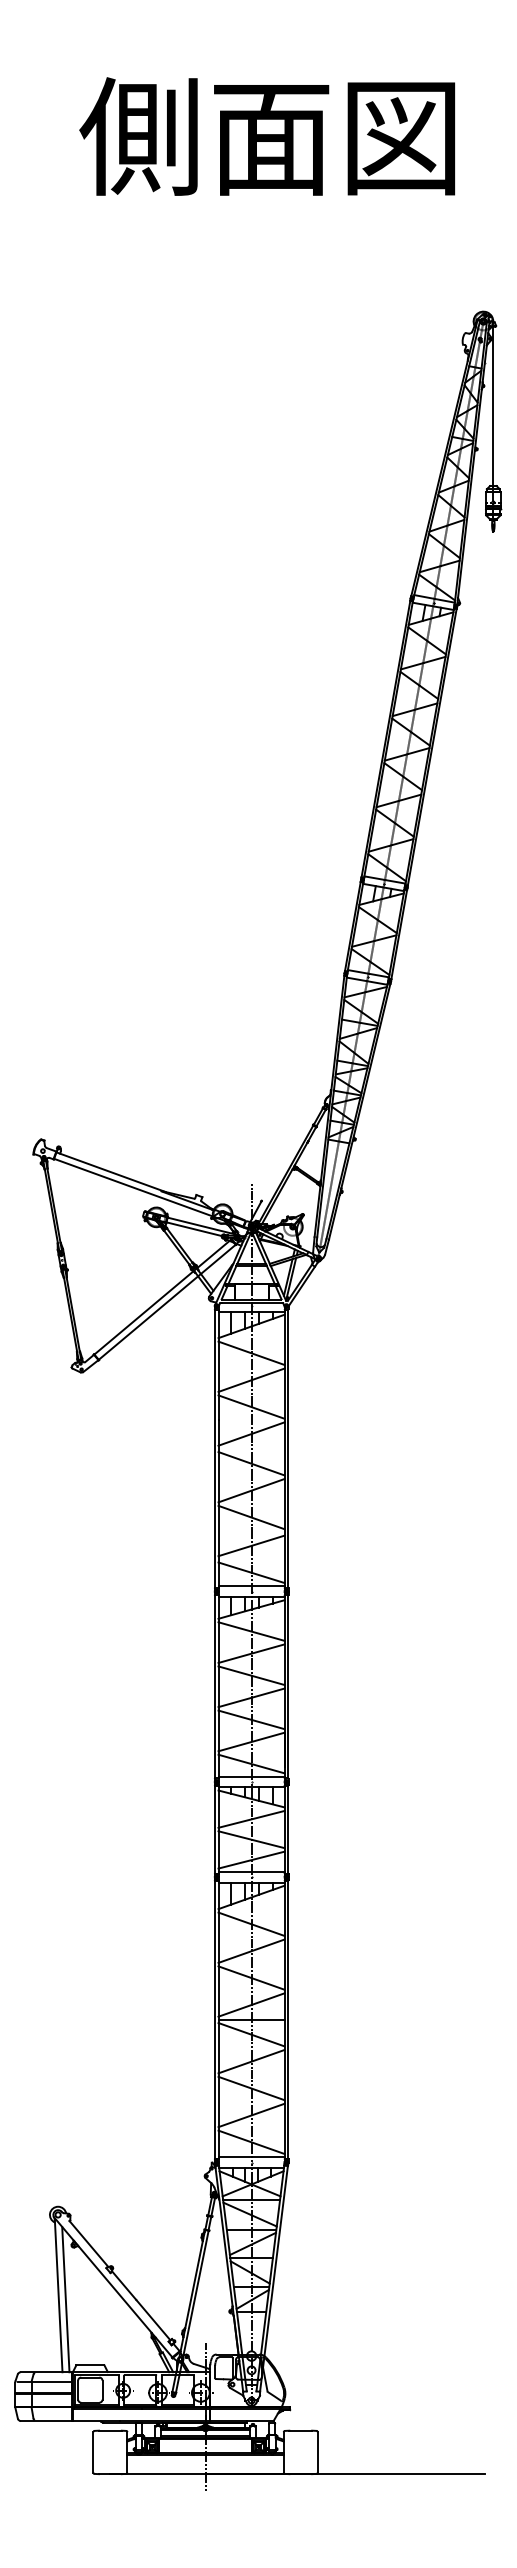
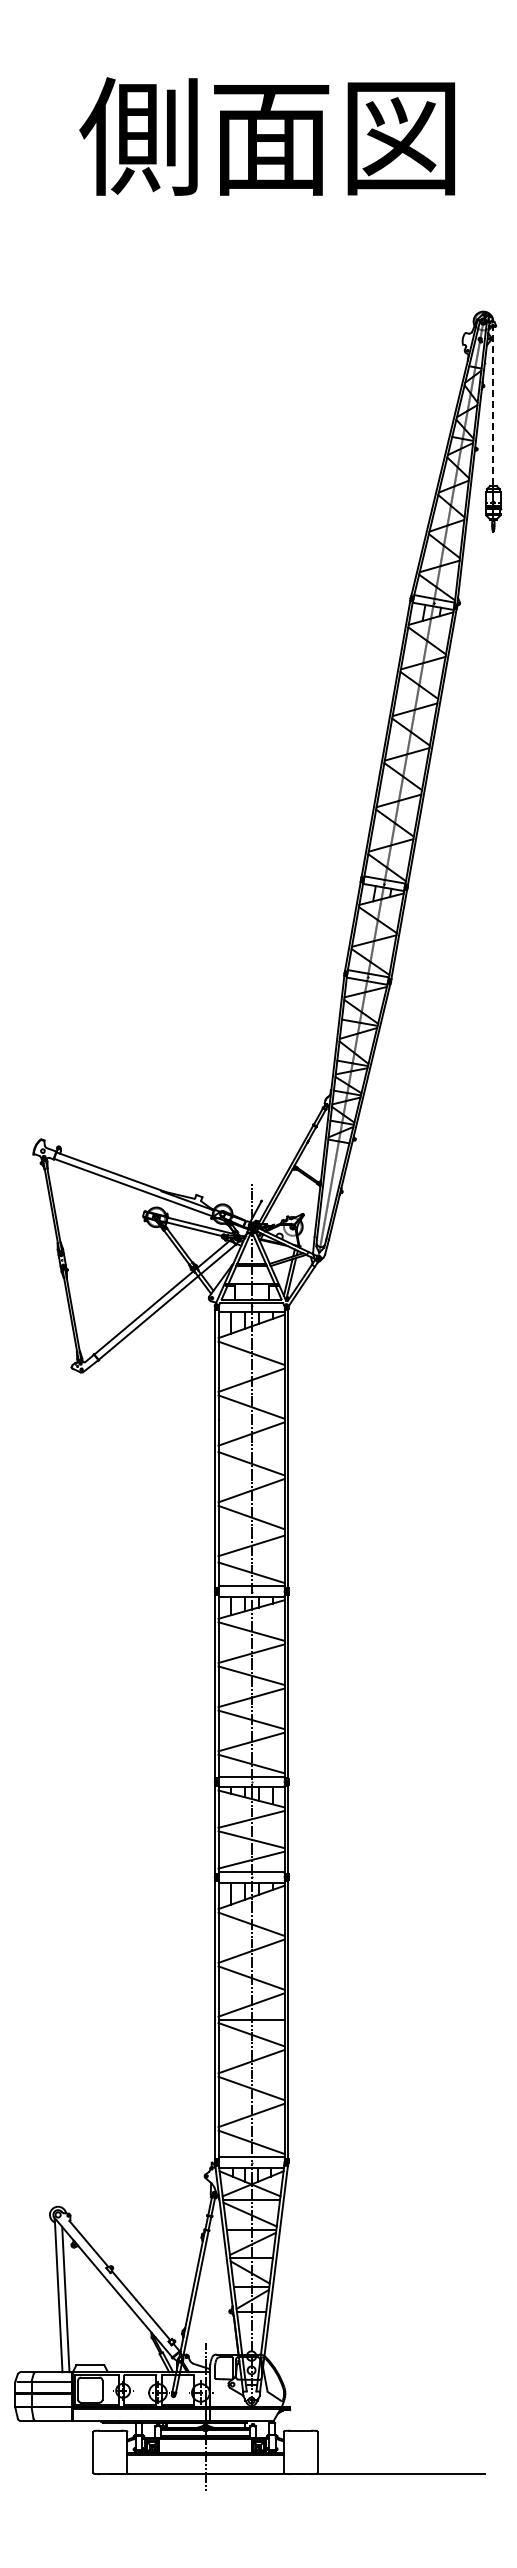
line: solid -> dashed (493, 402)
